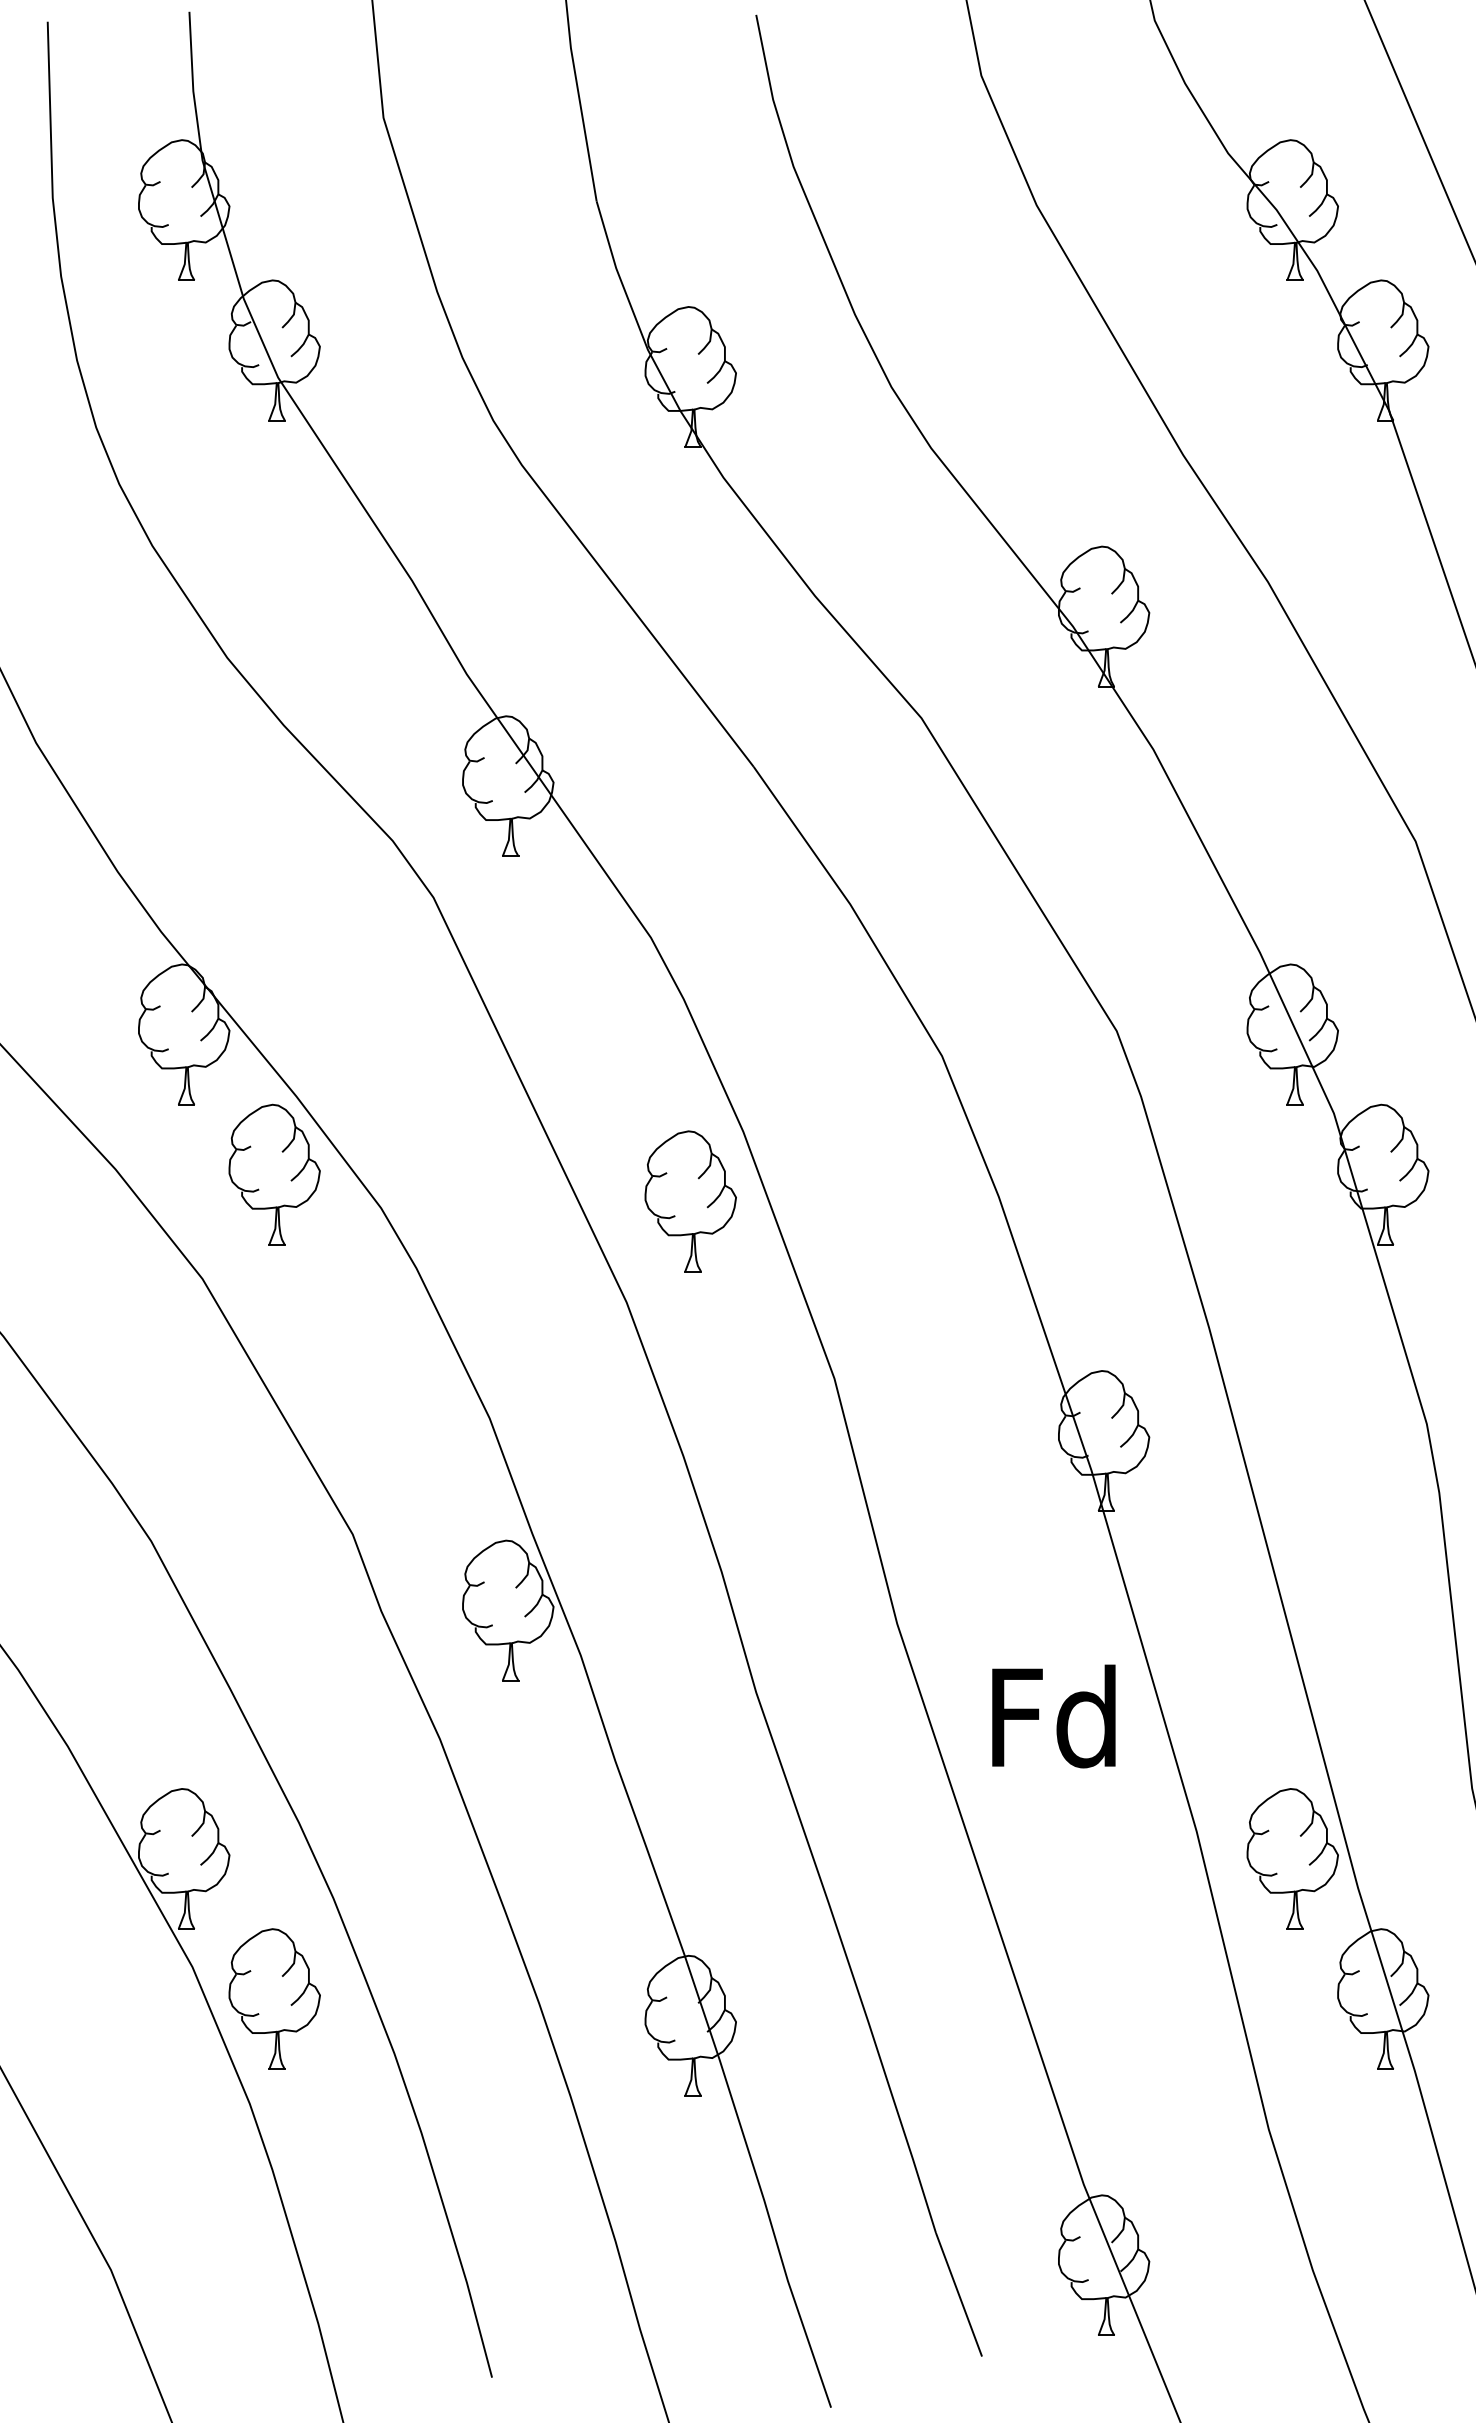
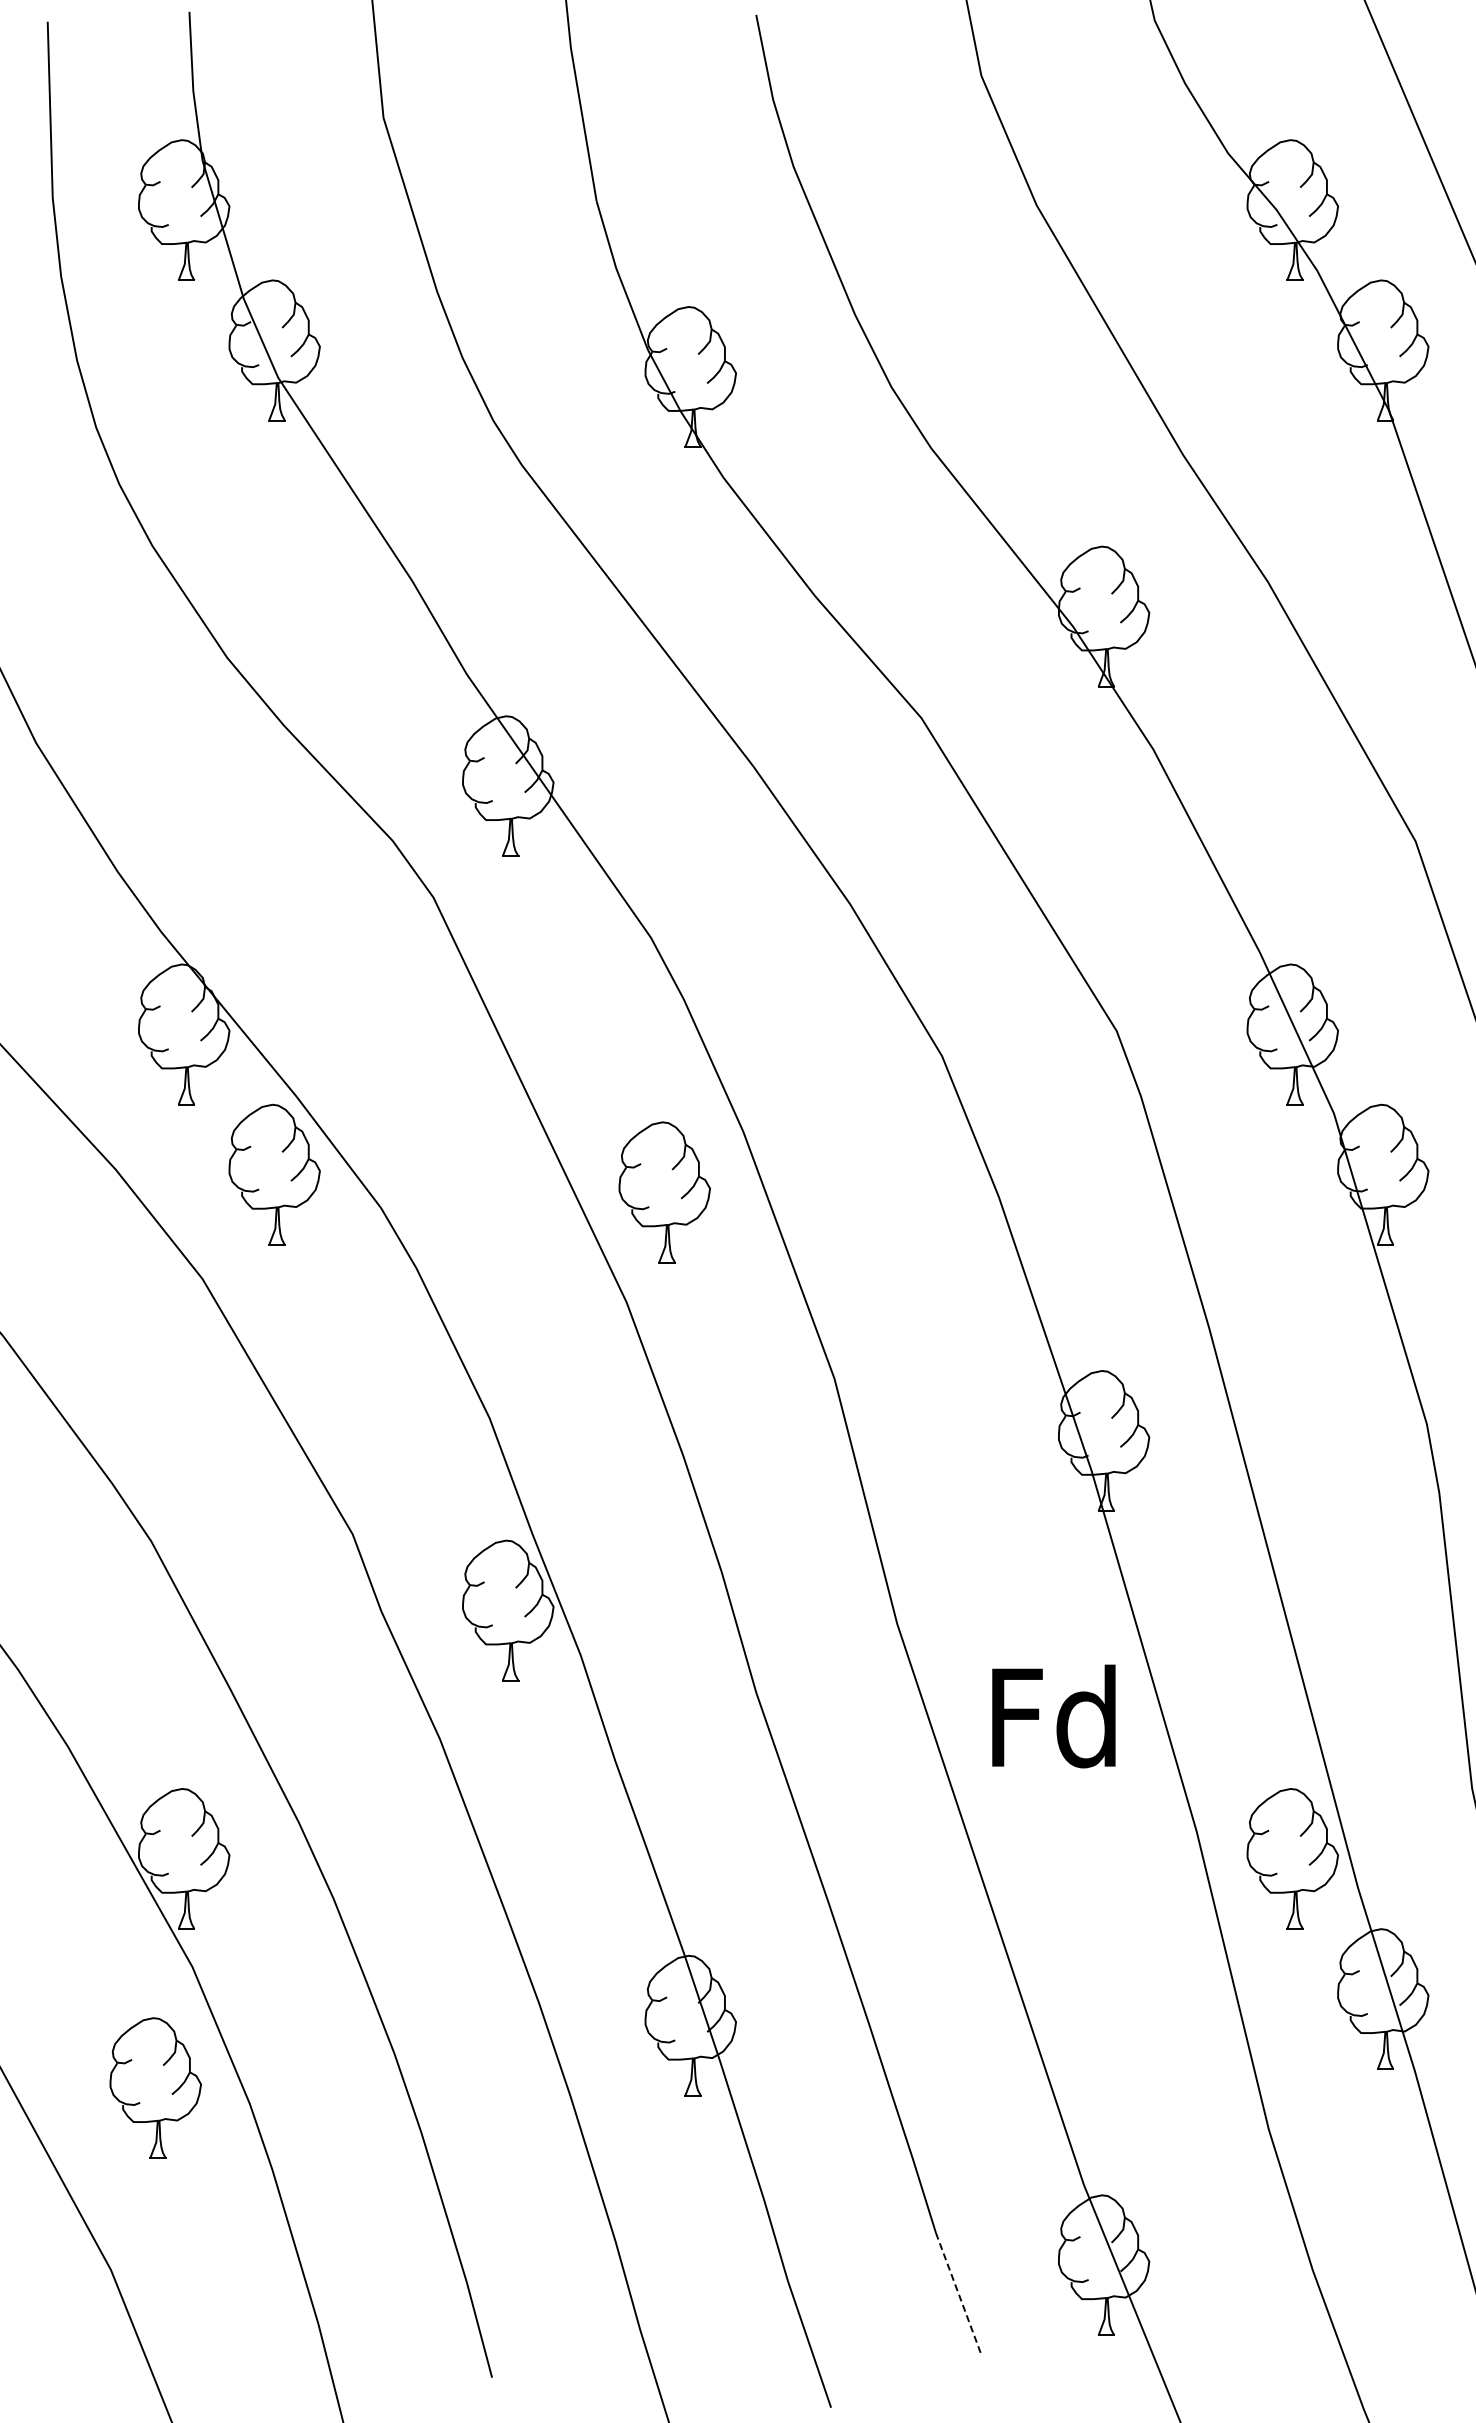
part position: (690, 1201) -> (664, 1192) (664, 1192)
part position: (274, 1998) -> (155, 2087) (155, 2087)
line: solid -> dashed (959, 2294)
